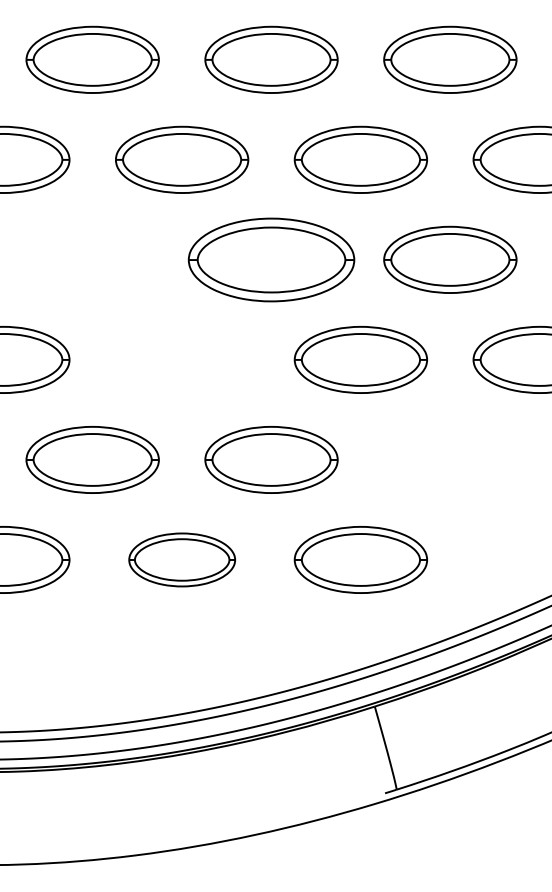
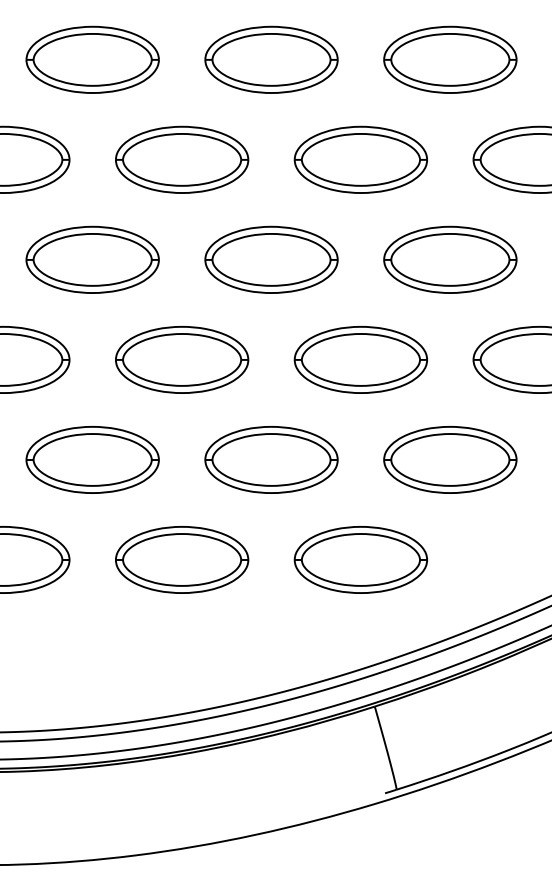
part: none -> present (92, 259)
part size: 169x86 px -> 135x69 px (271, 259)
part: none -> present (182, 359)
part: none -> present (450, 459)
part size: 109x56 px -> 135x68 px (182, 559)
